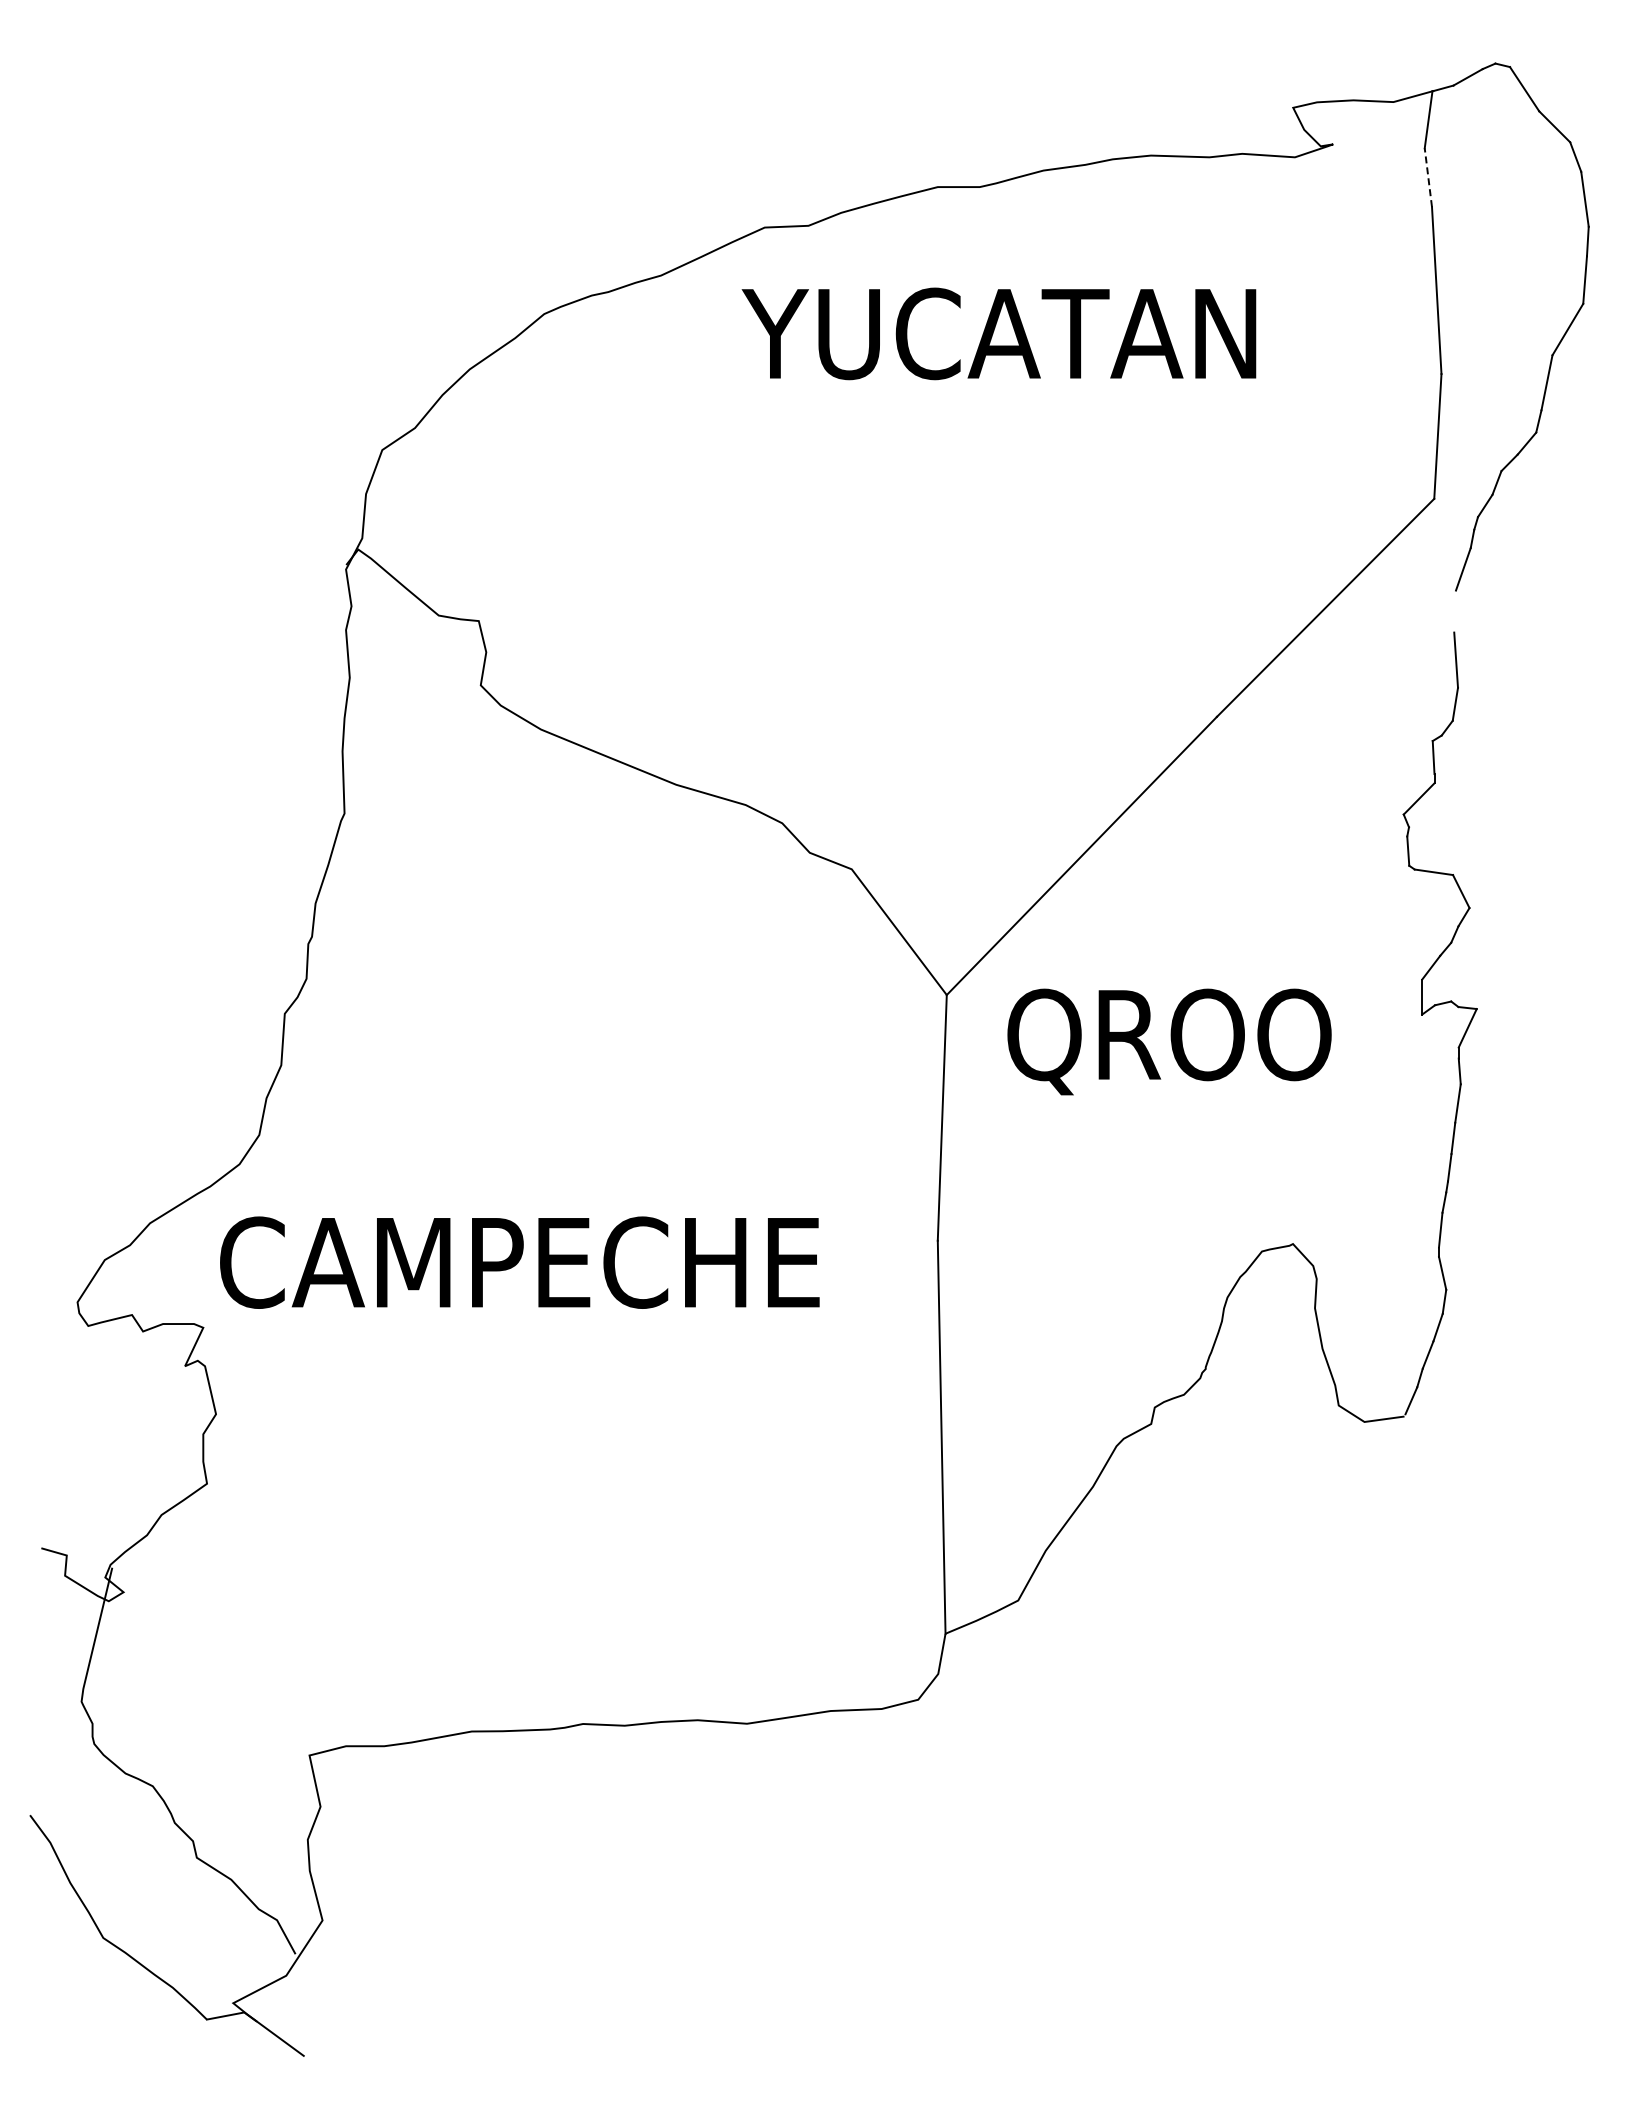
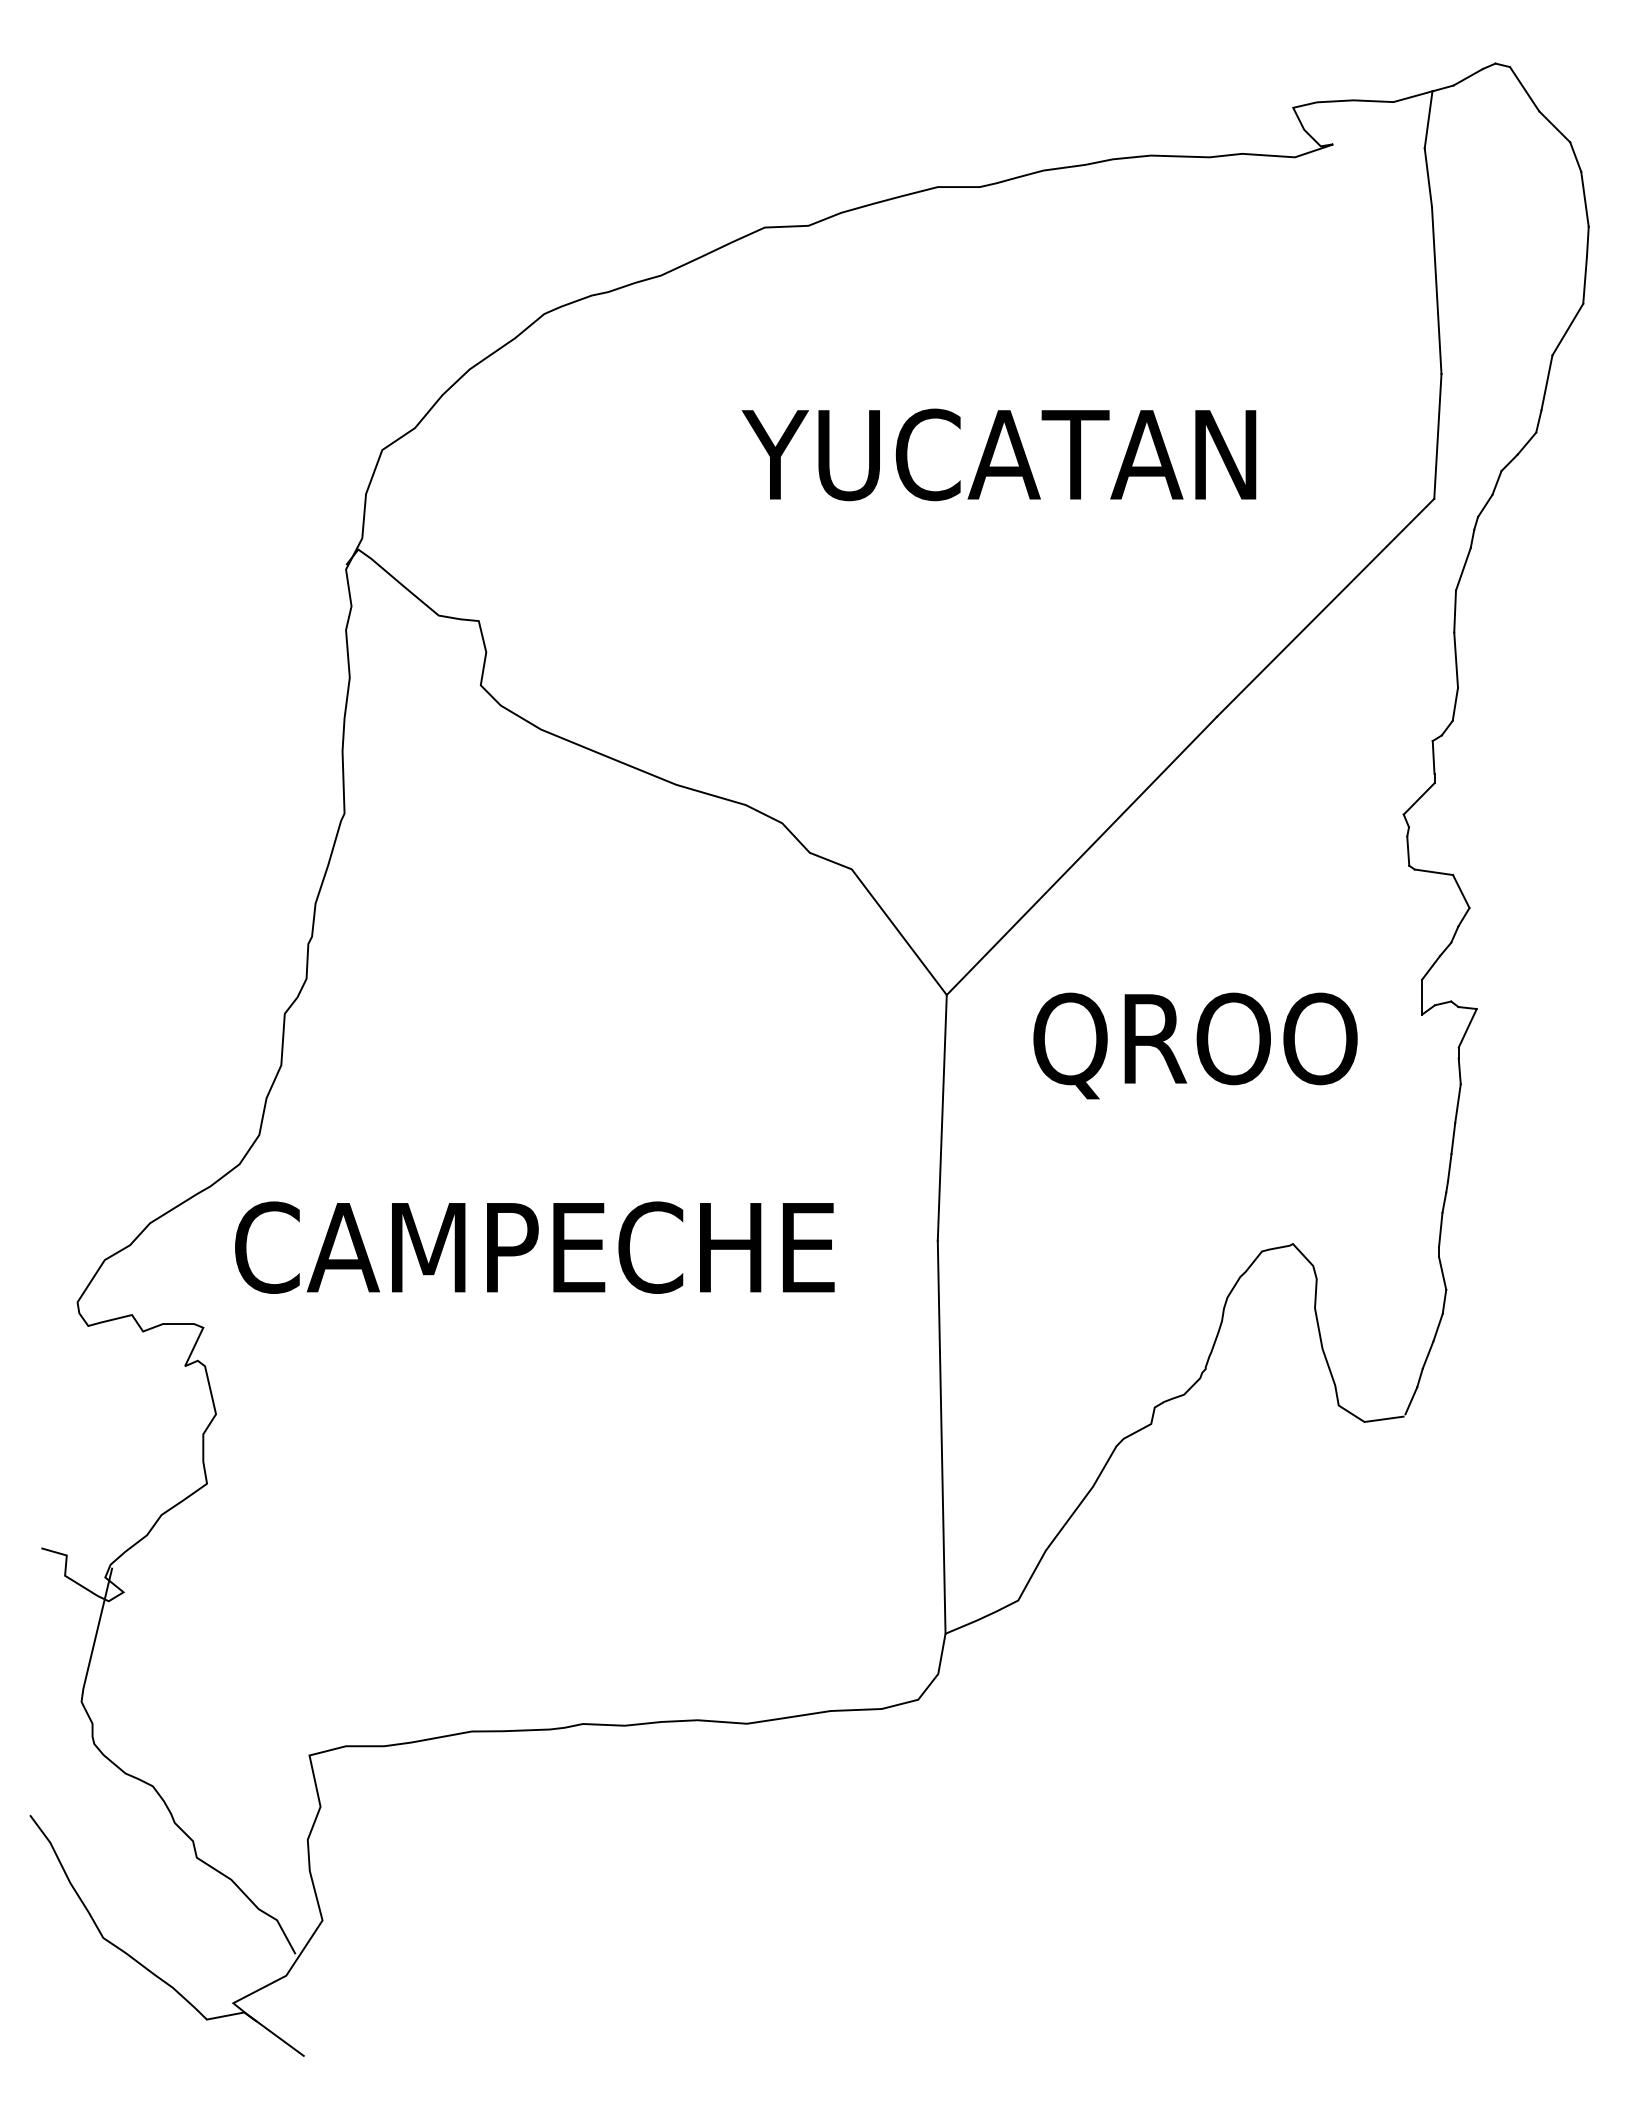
line: dashed -> solid (1428, 177)
text position: (998, 333) -> (998, 454) (998, 454)
line: none -> present (1454, 611)
text position: (1169, 1041) -> (1195, 1045) (1195, 1045)
text position: (519, 1262) -> (534, 1247) (534, 1247)
